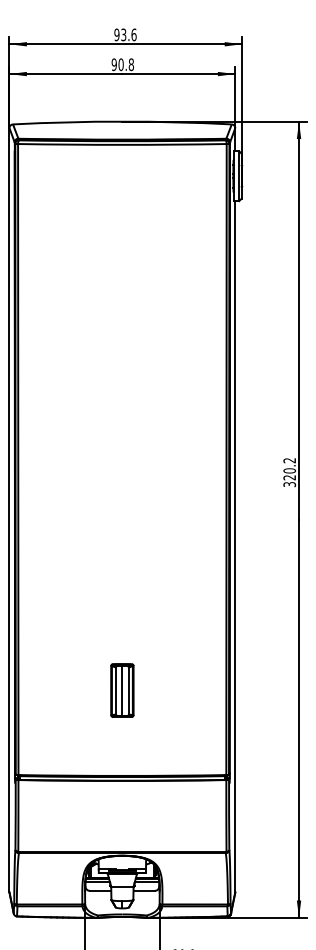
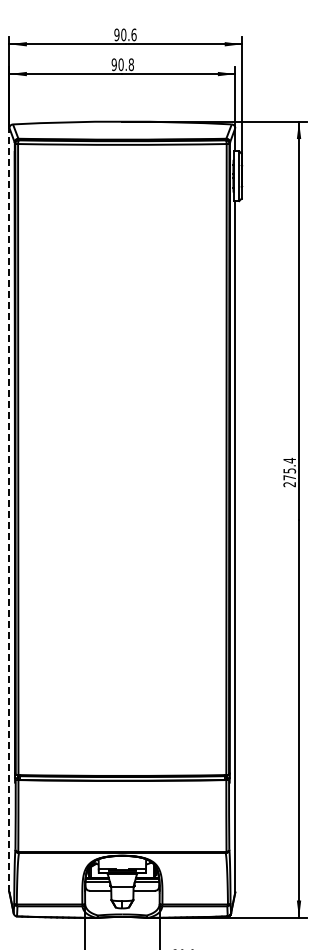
text: 93.6 -> 90.6 (123, 34)
text: 320.2 -> 275.4 (289, 472)
line: solid -> dashed (9, 509)
part: present -> none (122, 690)
